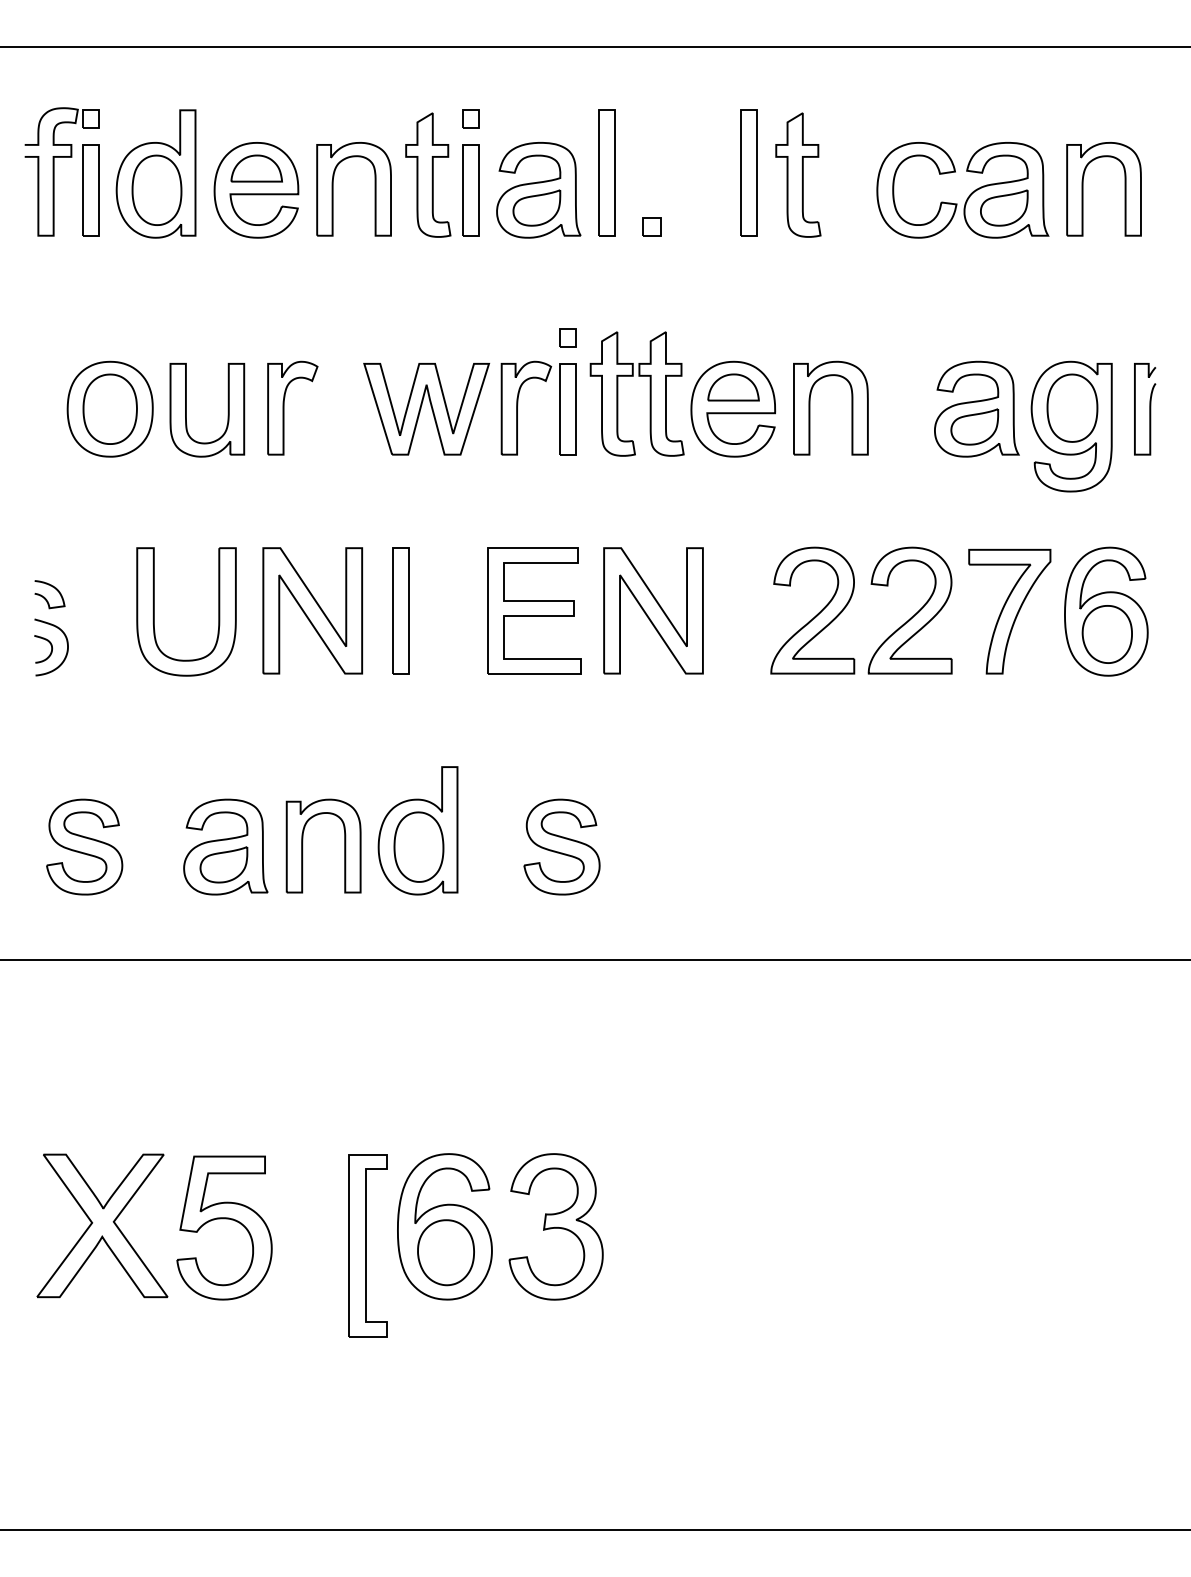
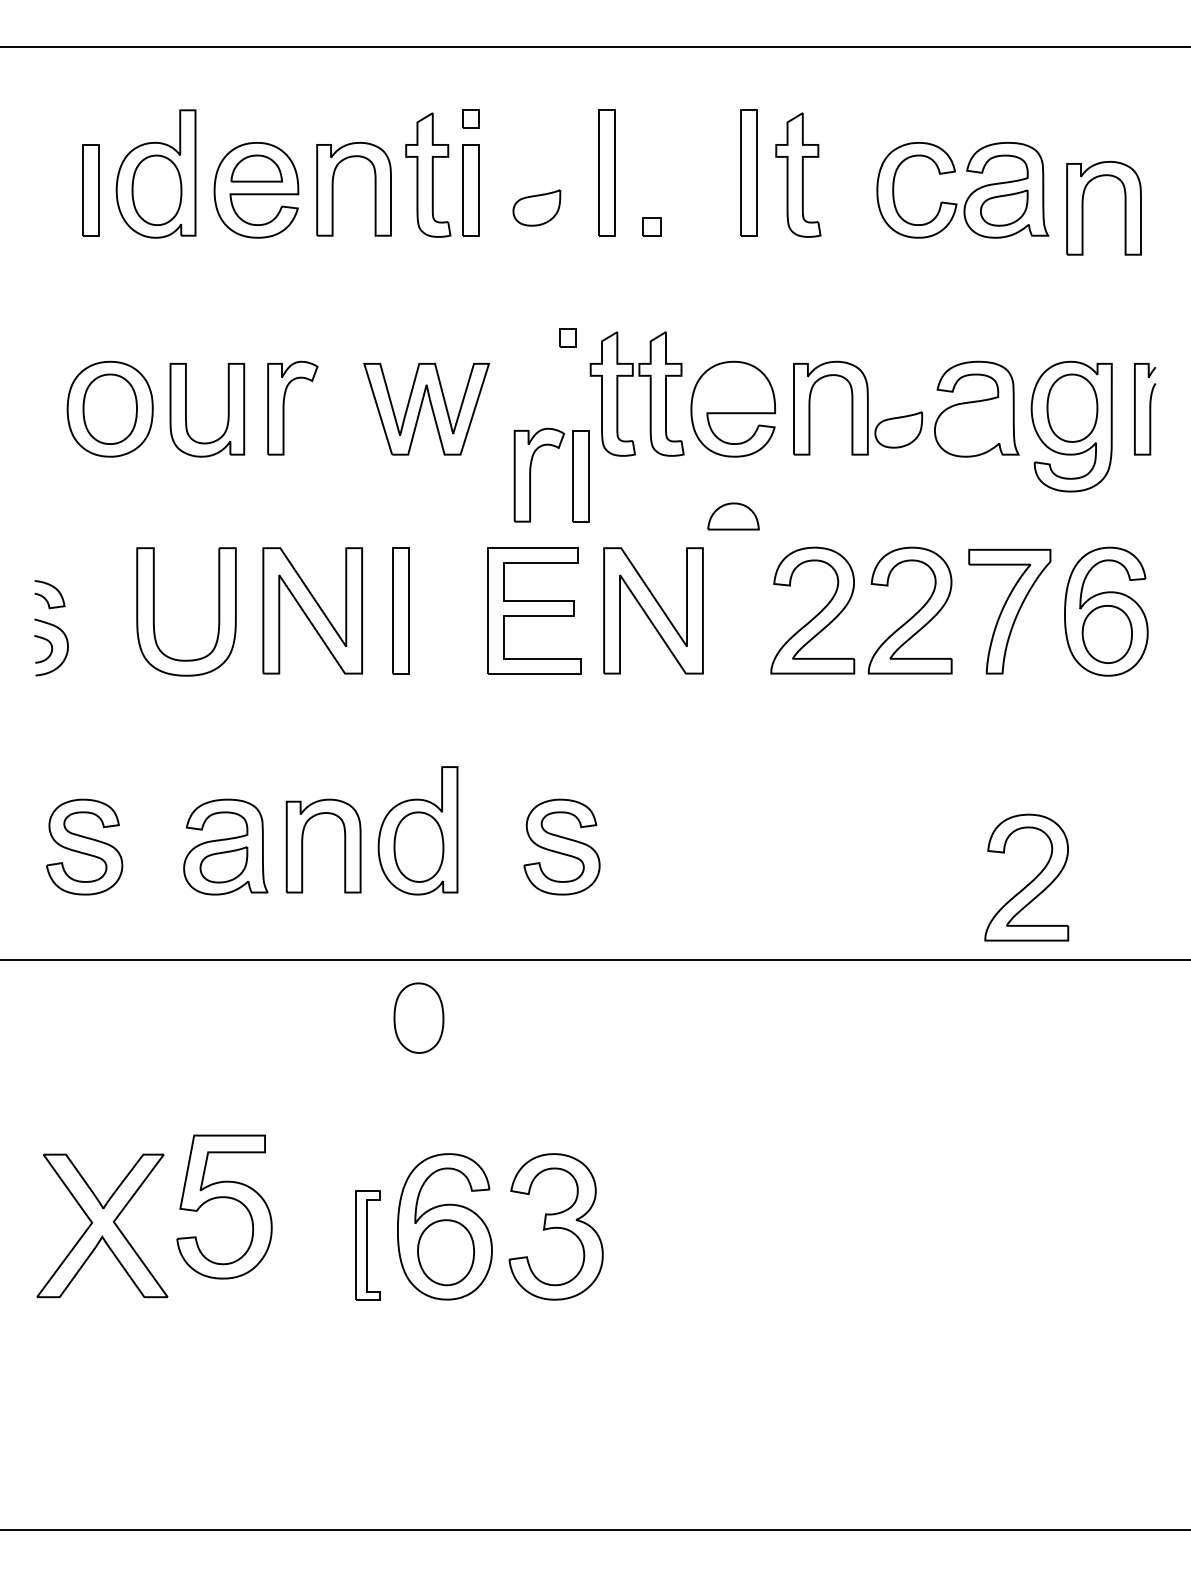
part: present -> none (54, 171)
part position: (1083, 189) -> (1083, 208) (1083, 208)
part: present -> none (538, 190)
part position: (733, 387) -> (733, 516) (733, 516)
part position: (518, 405) -> (531, 472) (531, 472)
part position: (974, 426) -> (898, 429) (898, 429)
part: none -> present (1026, 877)
part: none -> present (418, 1017)
part position: (224, 1219) -> (224, 1198) (224, 1198)
part size: 40x184 px -> 26x111 px (367, 1245)
